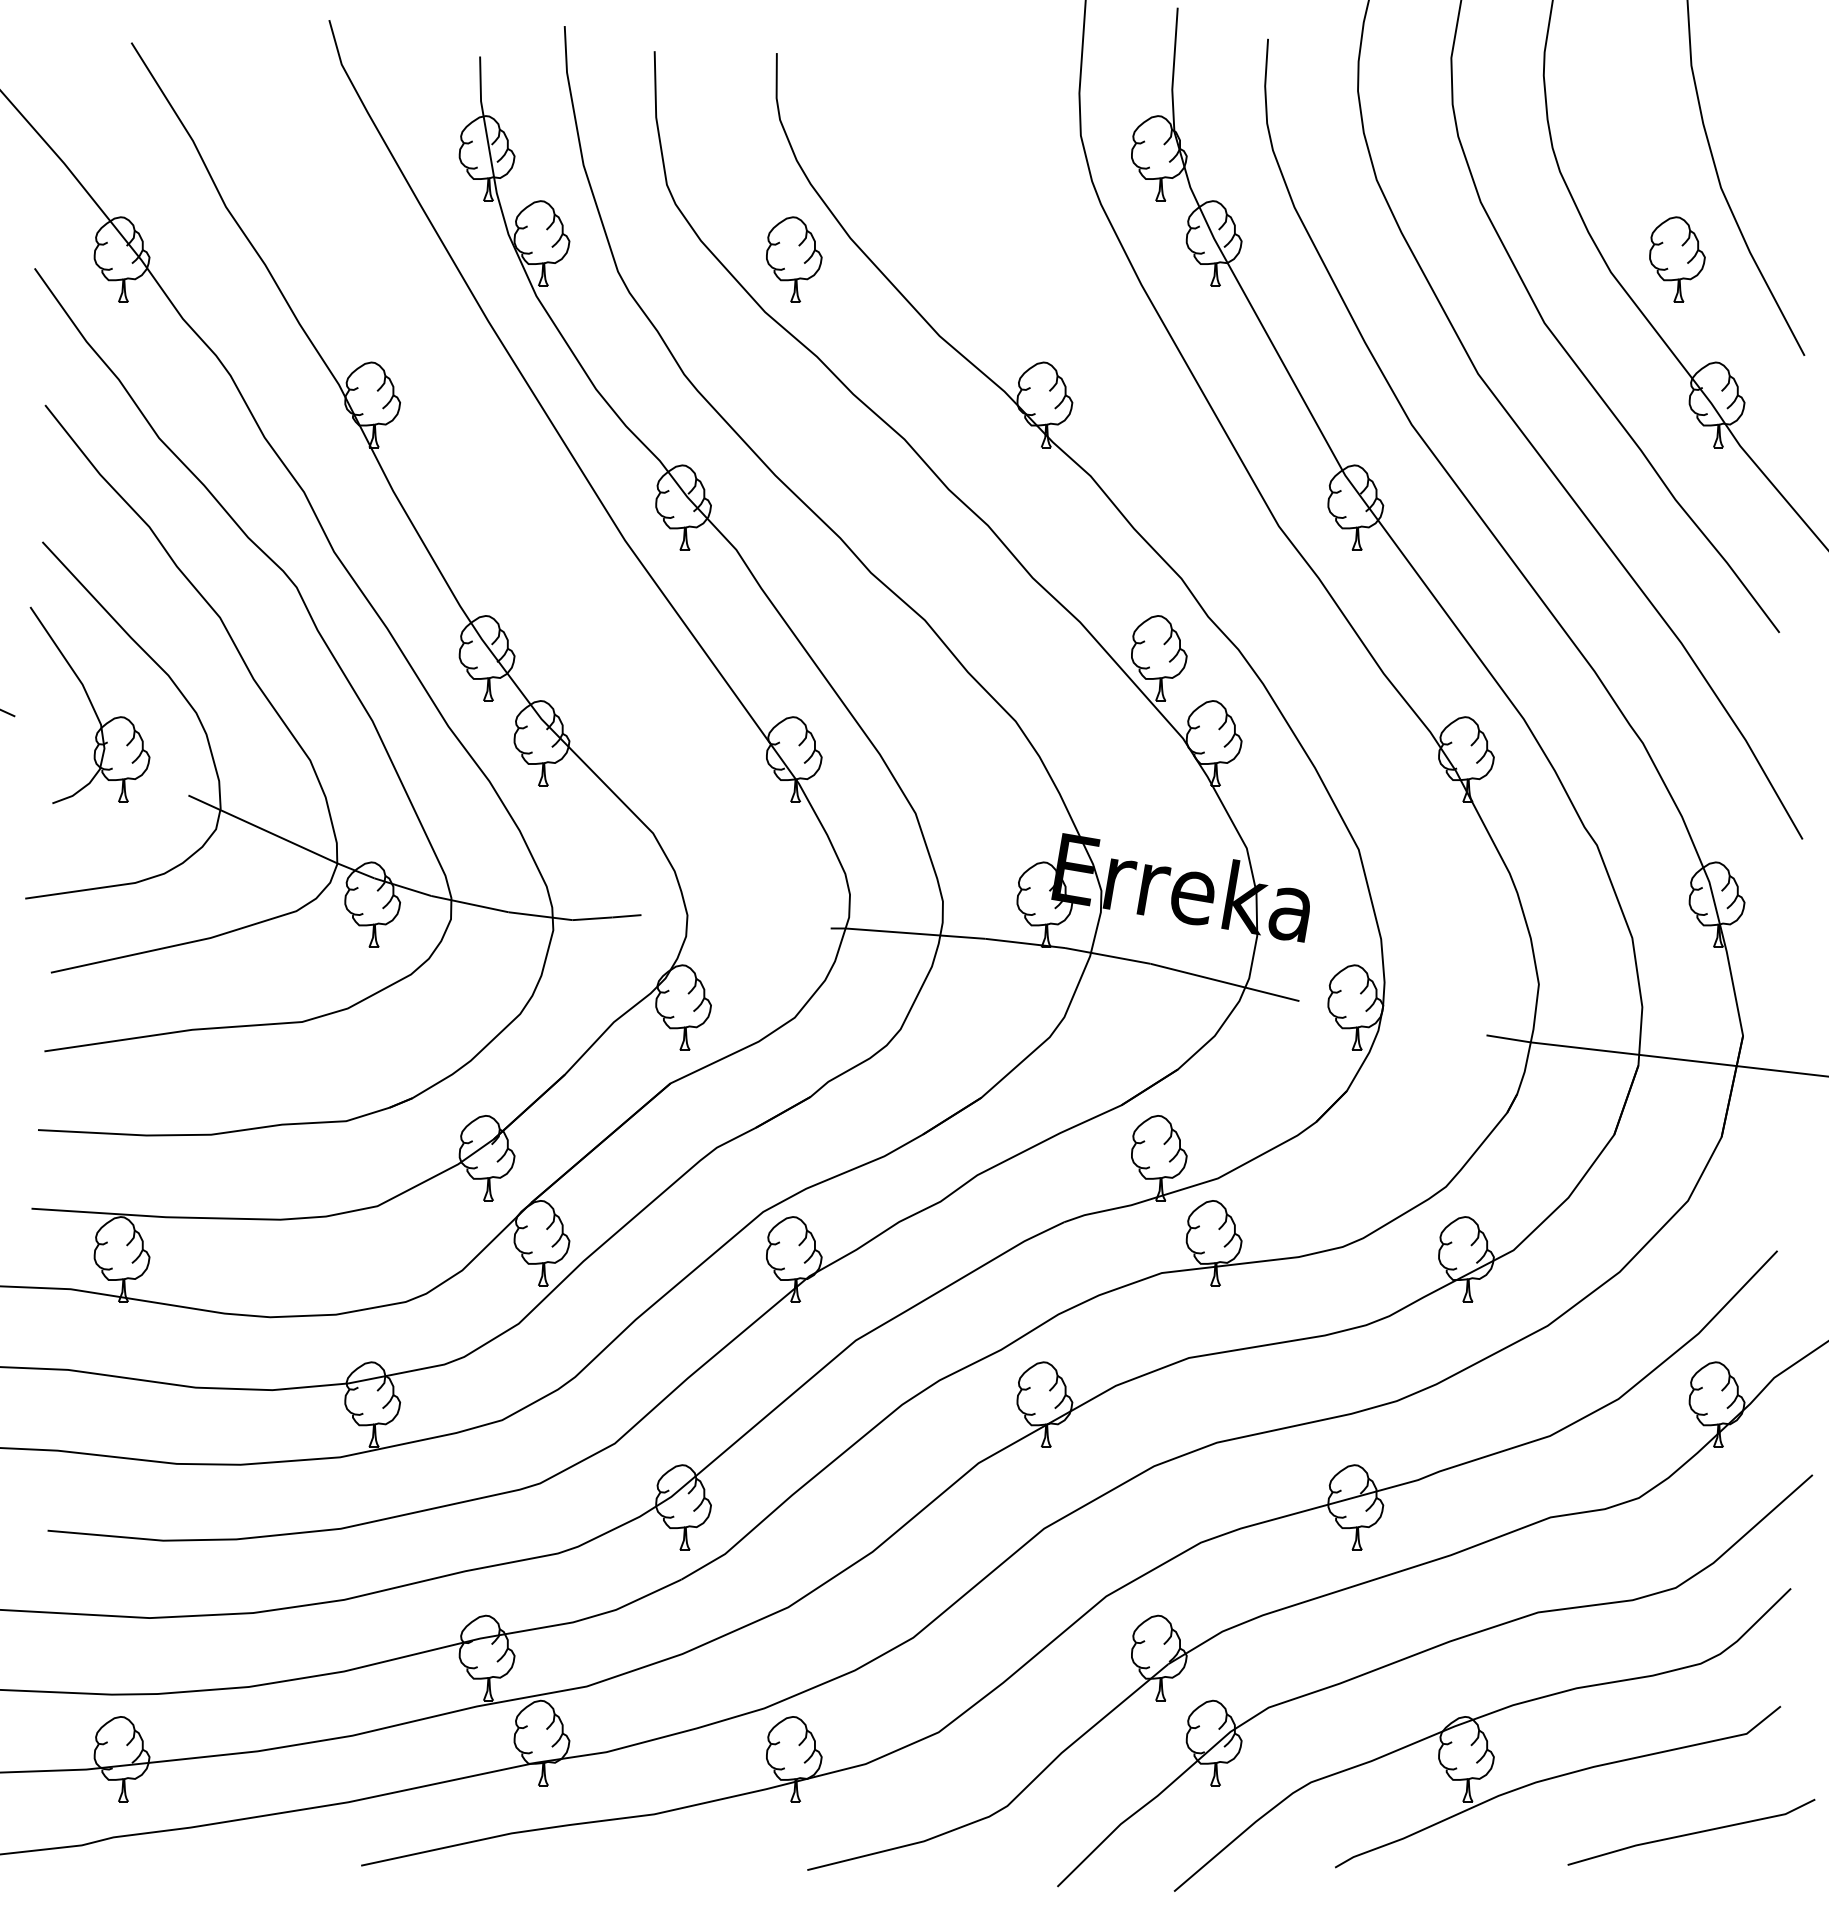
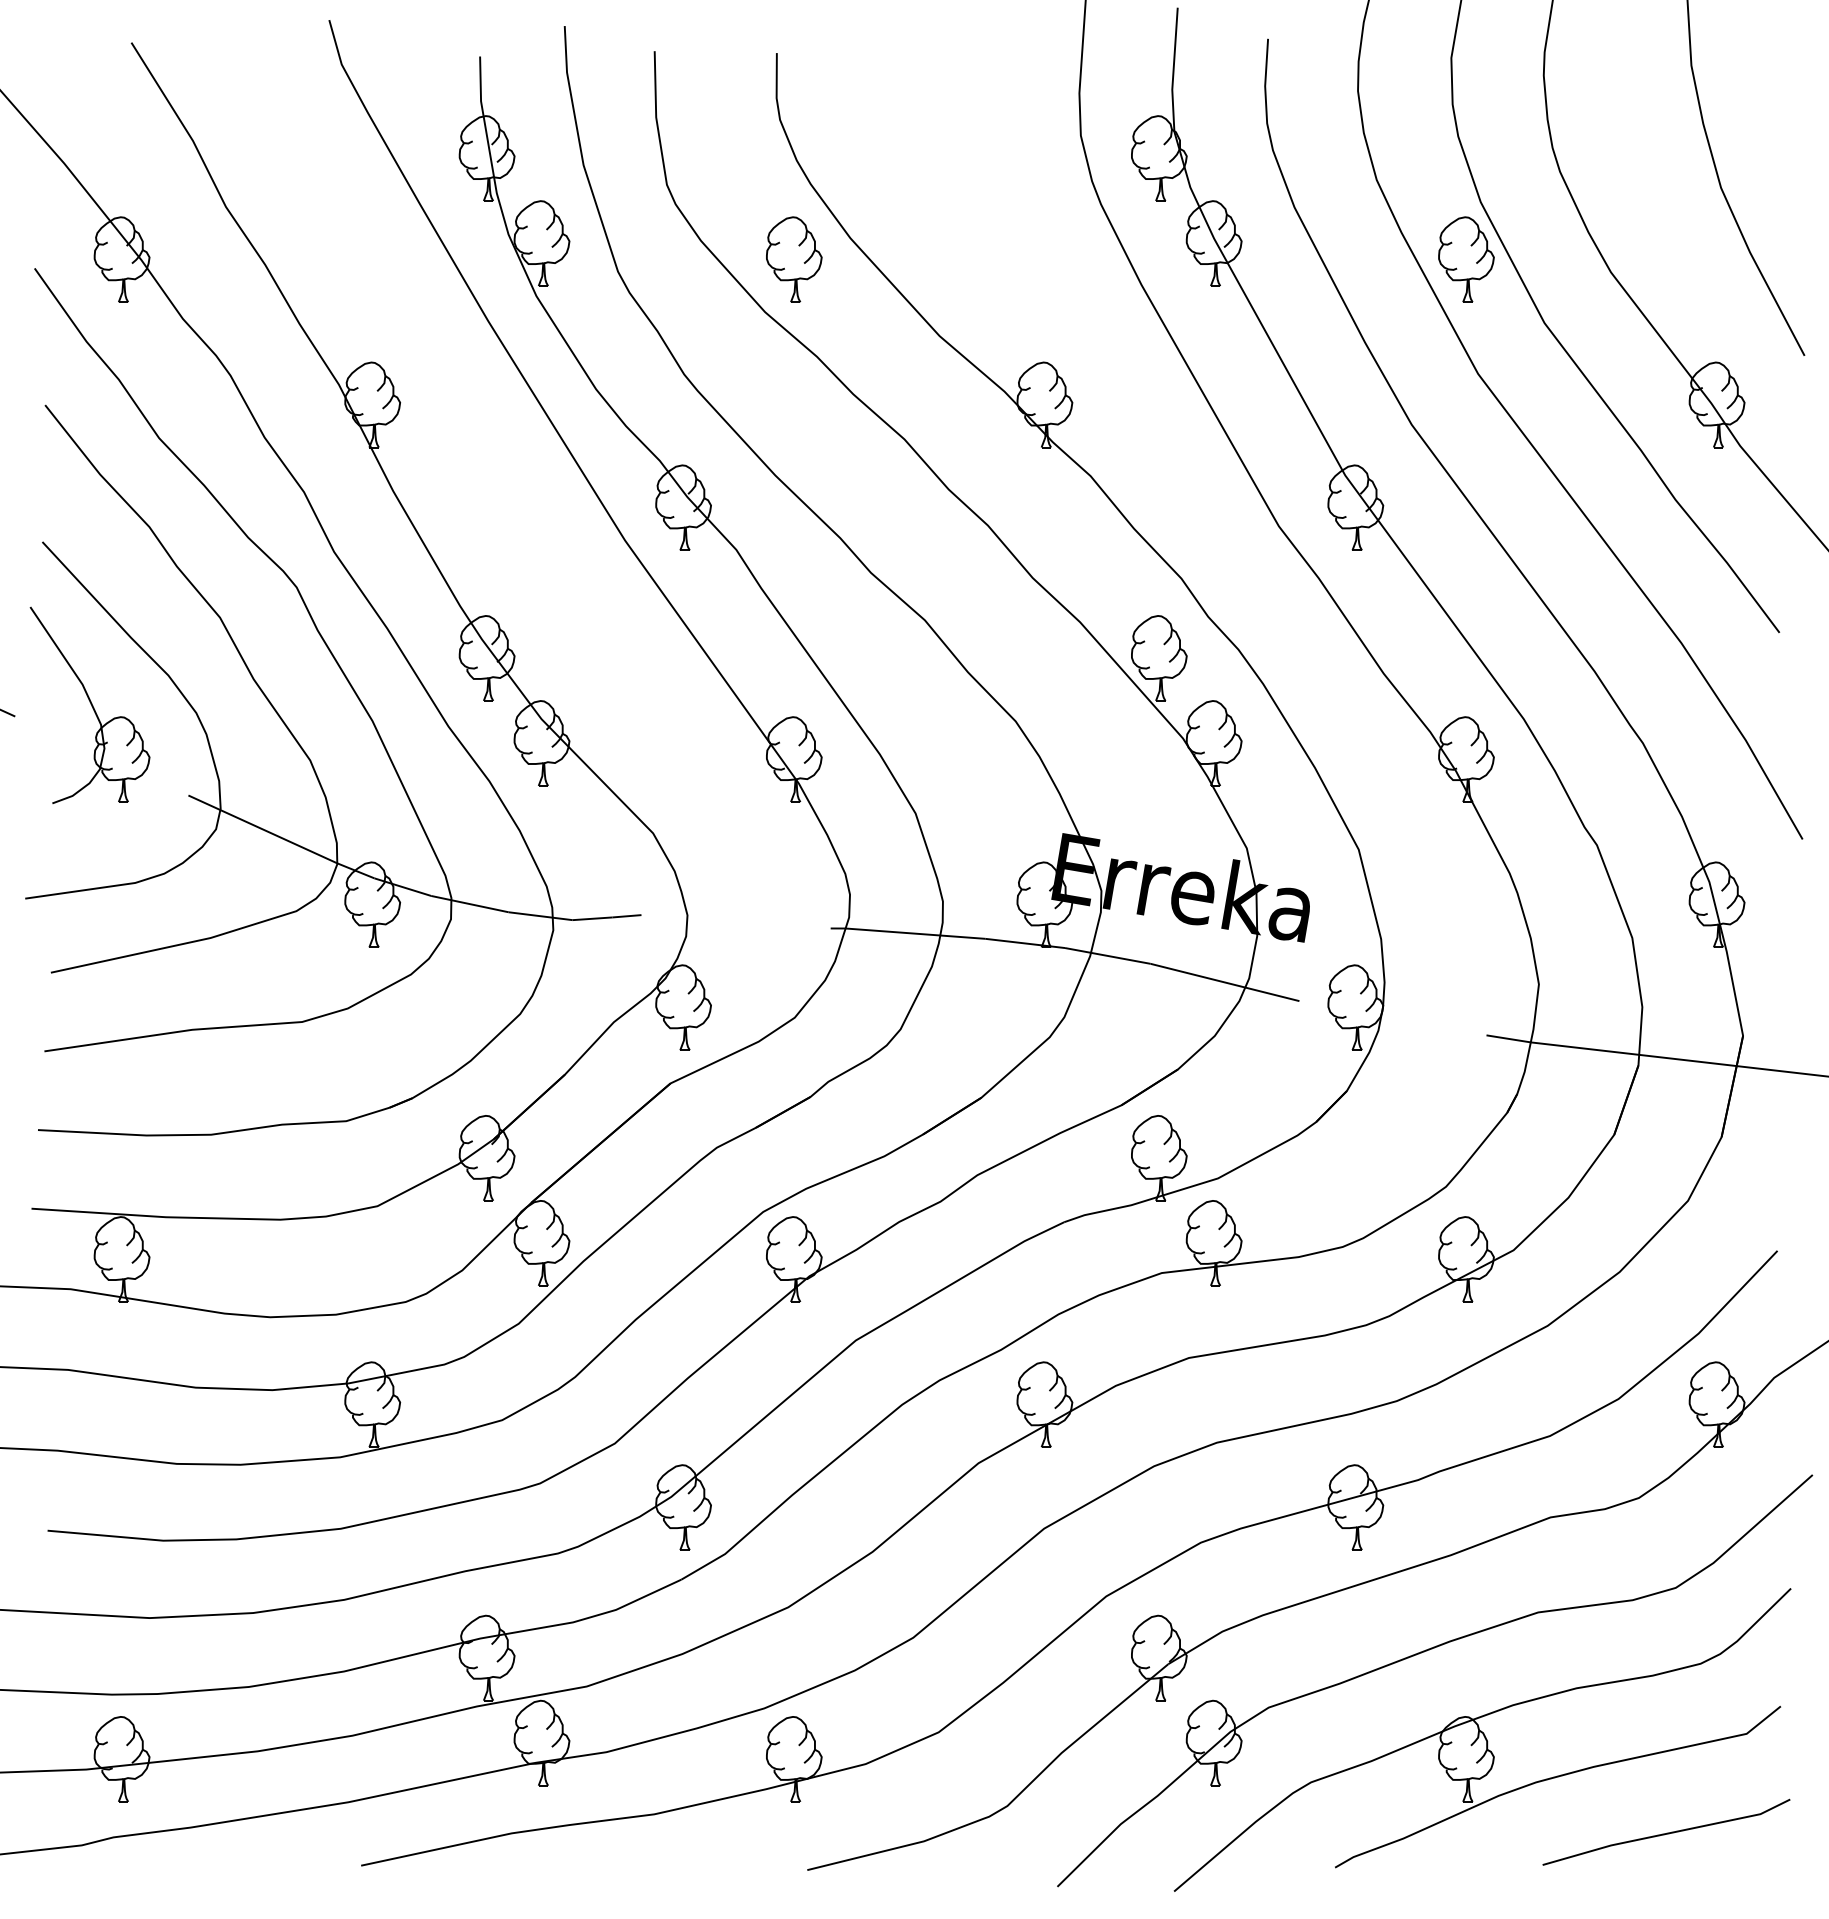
part position: (1677, 259) -> (1466, 259) (1466, 259)
line position: (1691, 1832) -> (1666, 1832) (1666, 1832)
